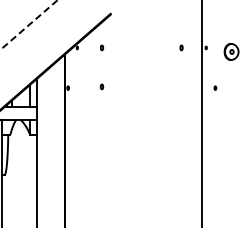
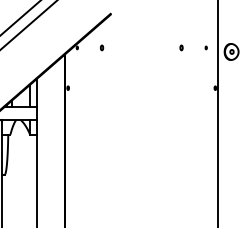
line: none -> present (20, 18)
line: dashed -> solid (28, 25)
part: present -> none (102, 86)
line position: (201, 113) -> (217, 113) (217, 113)
